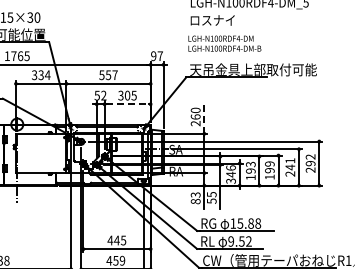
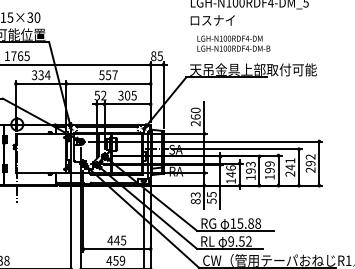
text position: (224, 43) -> (233, 43) (233, 43)
text: 97 -> 85 (156, 56)
line: dashed -> solid (128, 104)
line: dashed -> solid (204, 117)
text: 346 -> 146 (230, 180)
